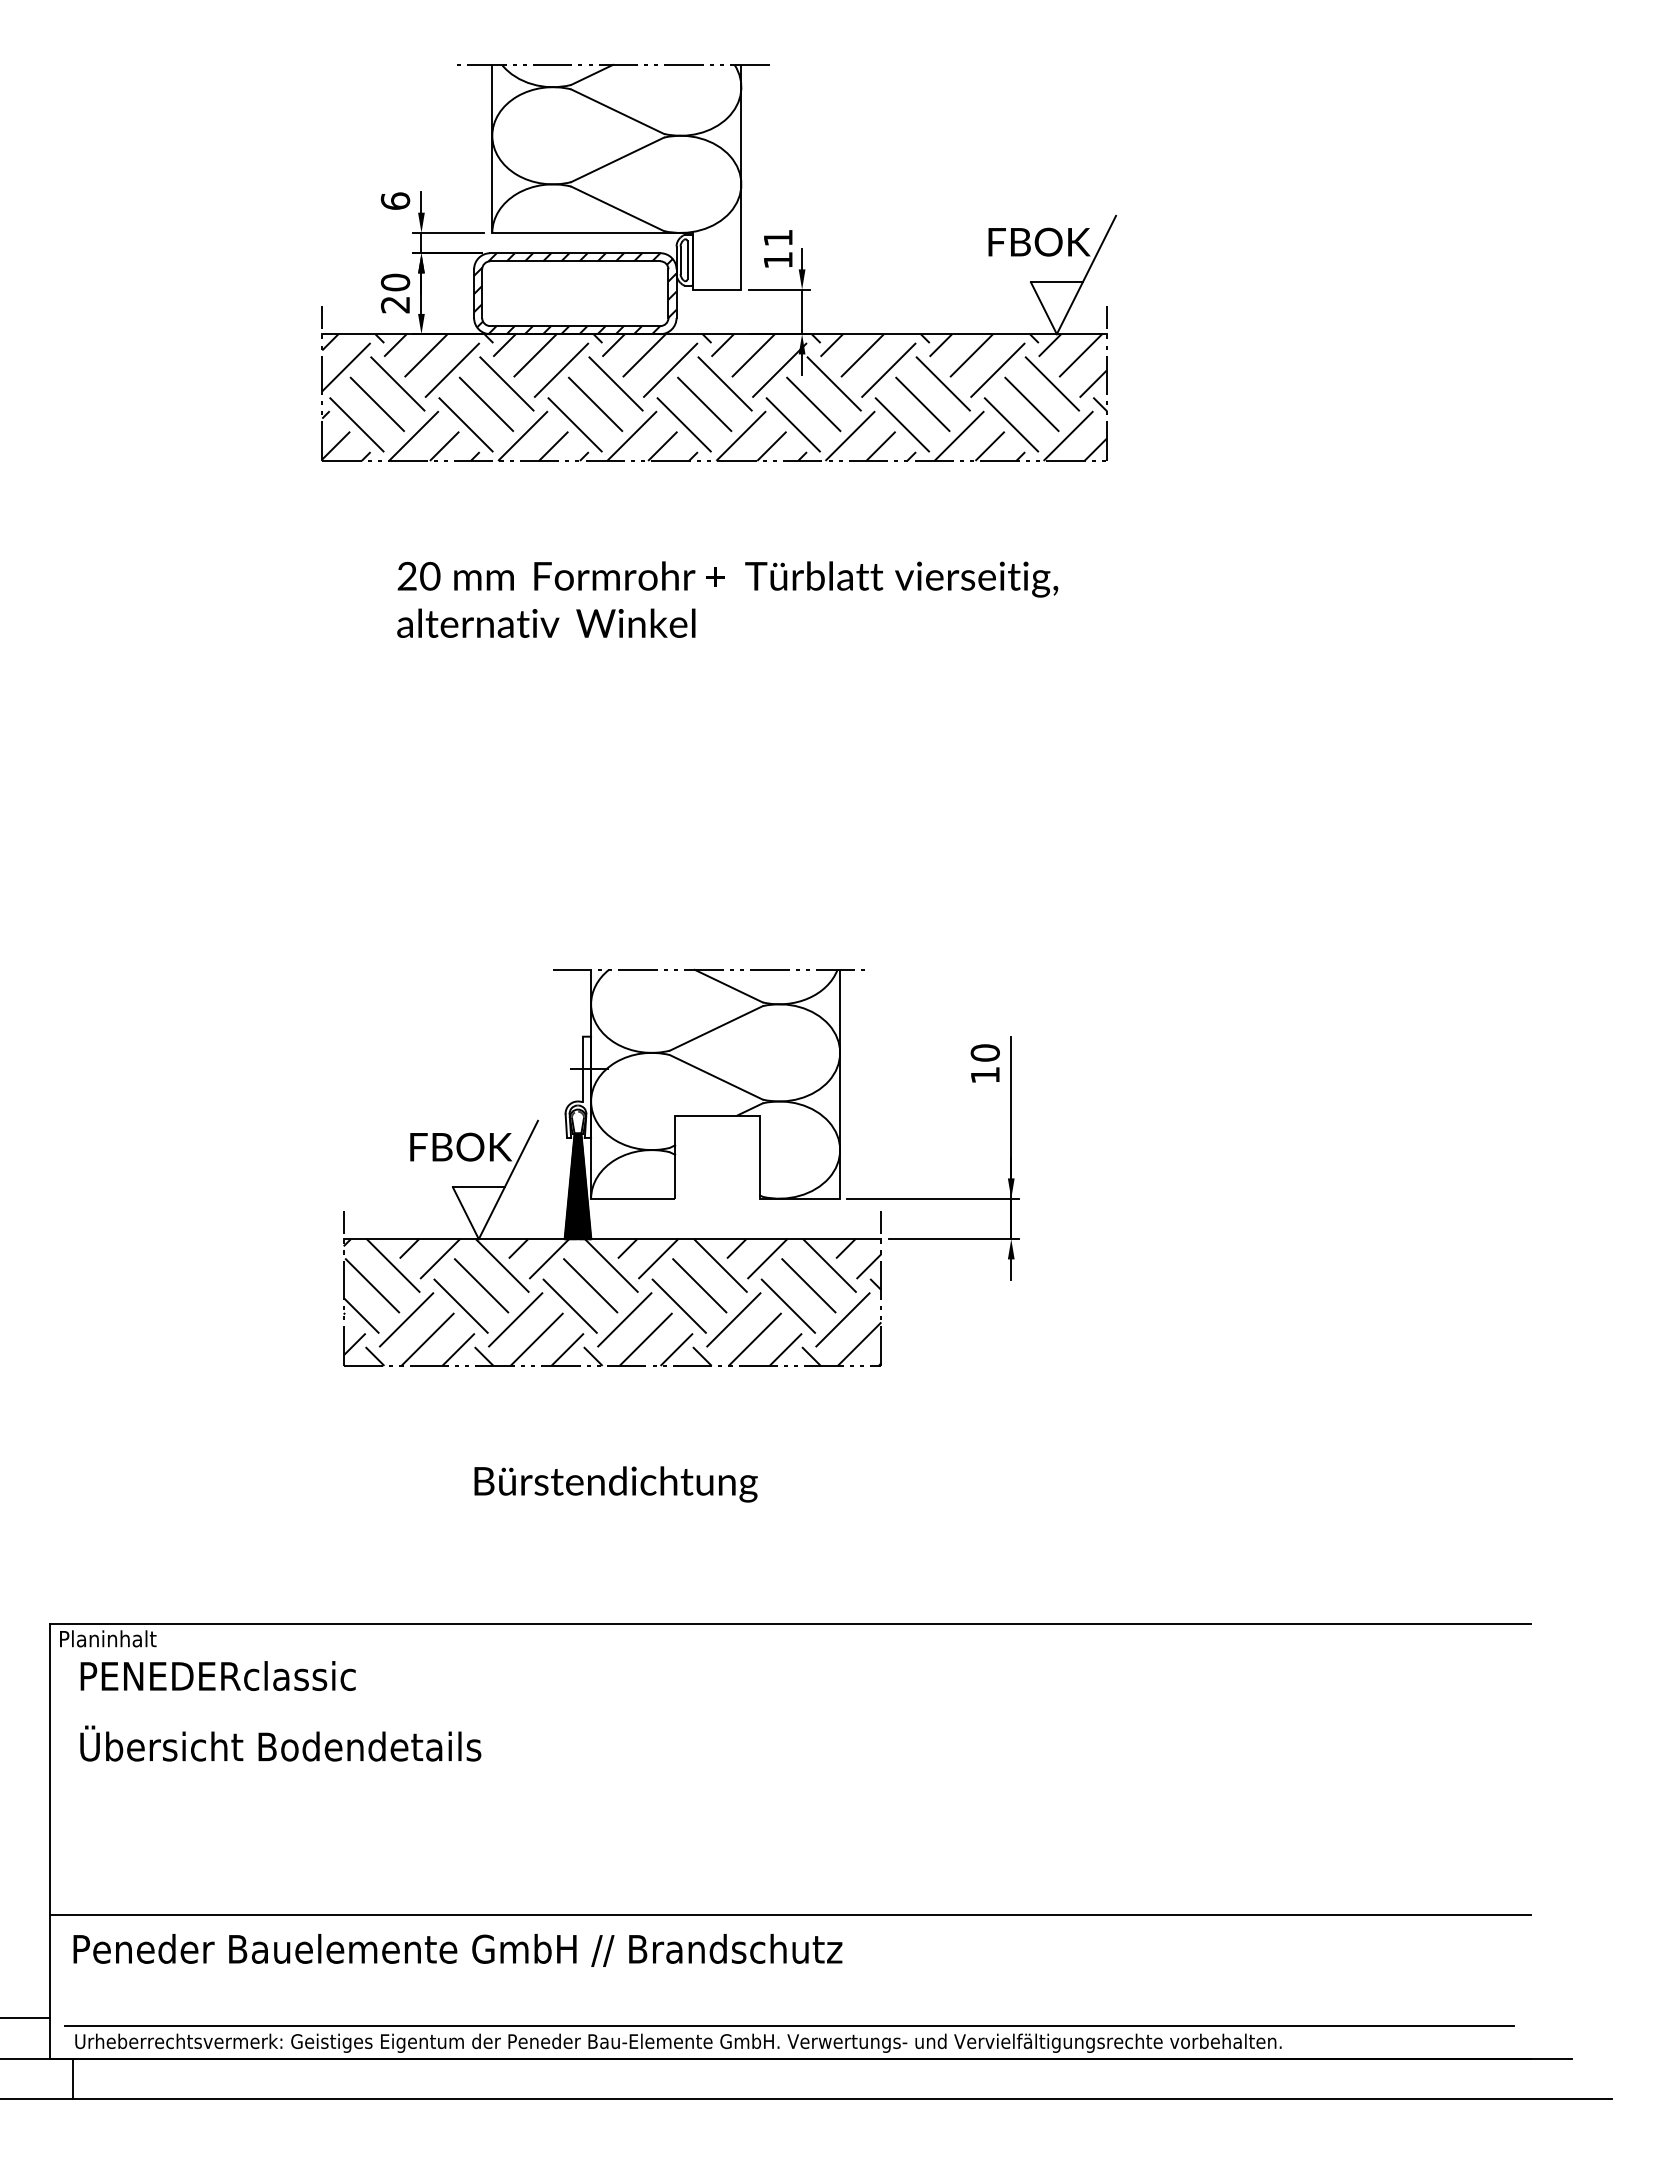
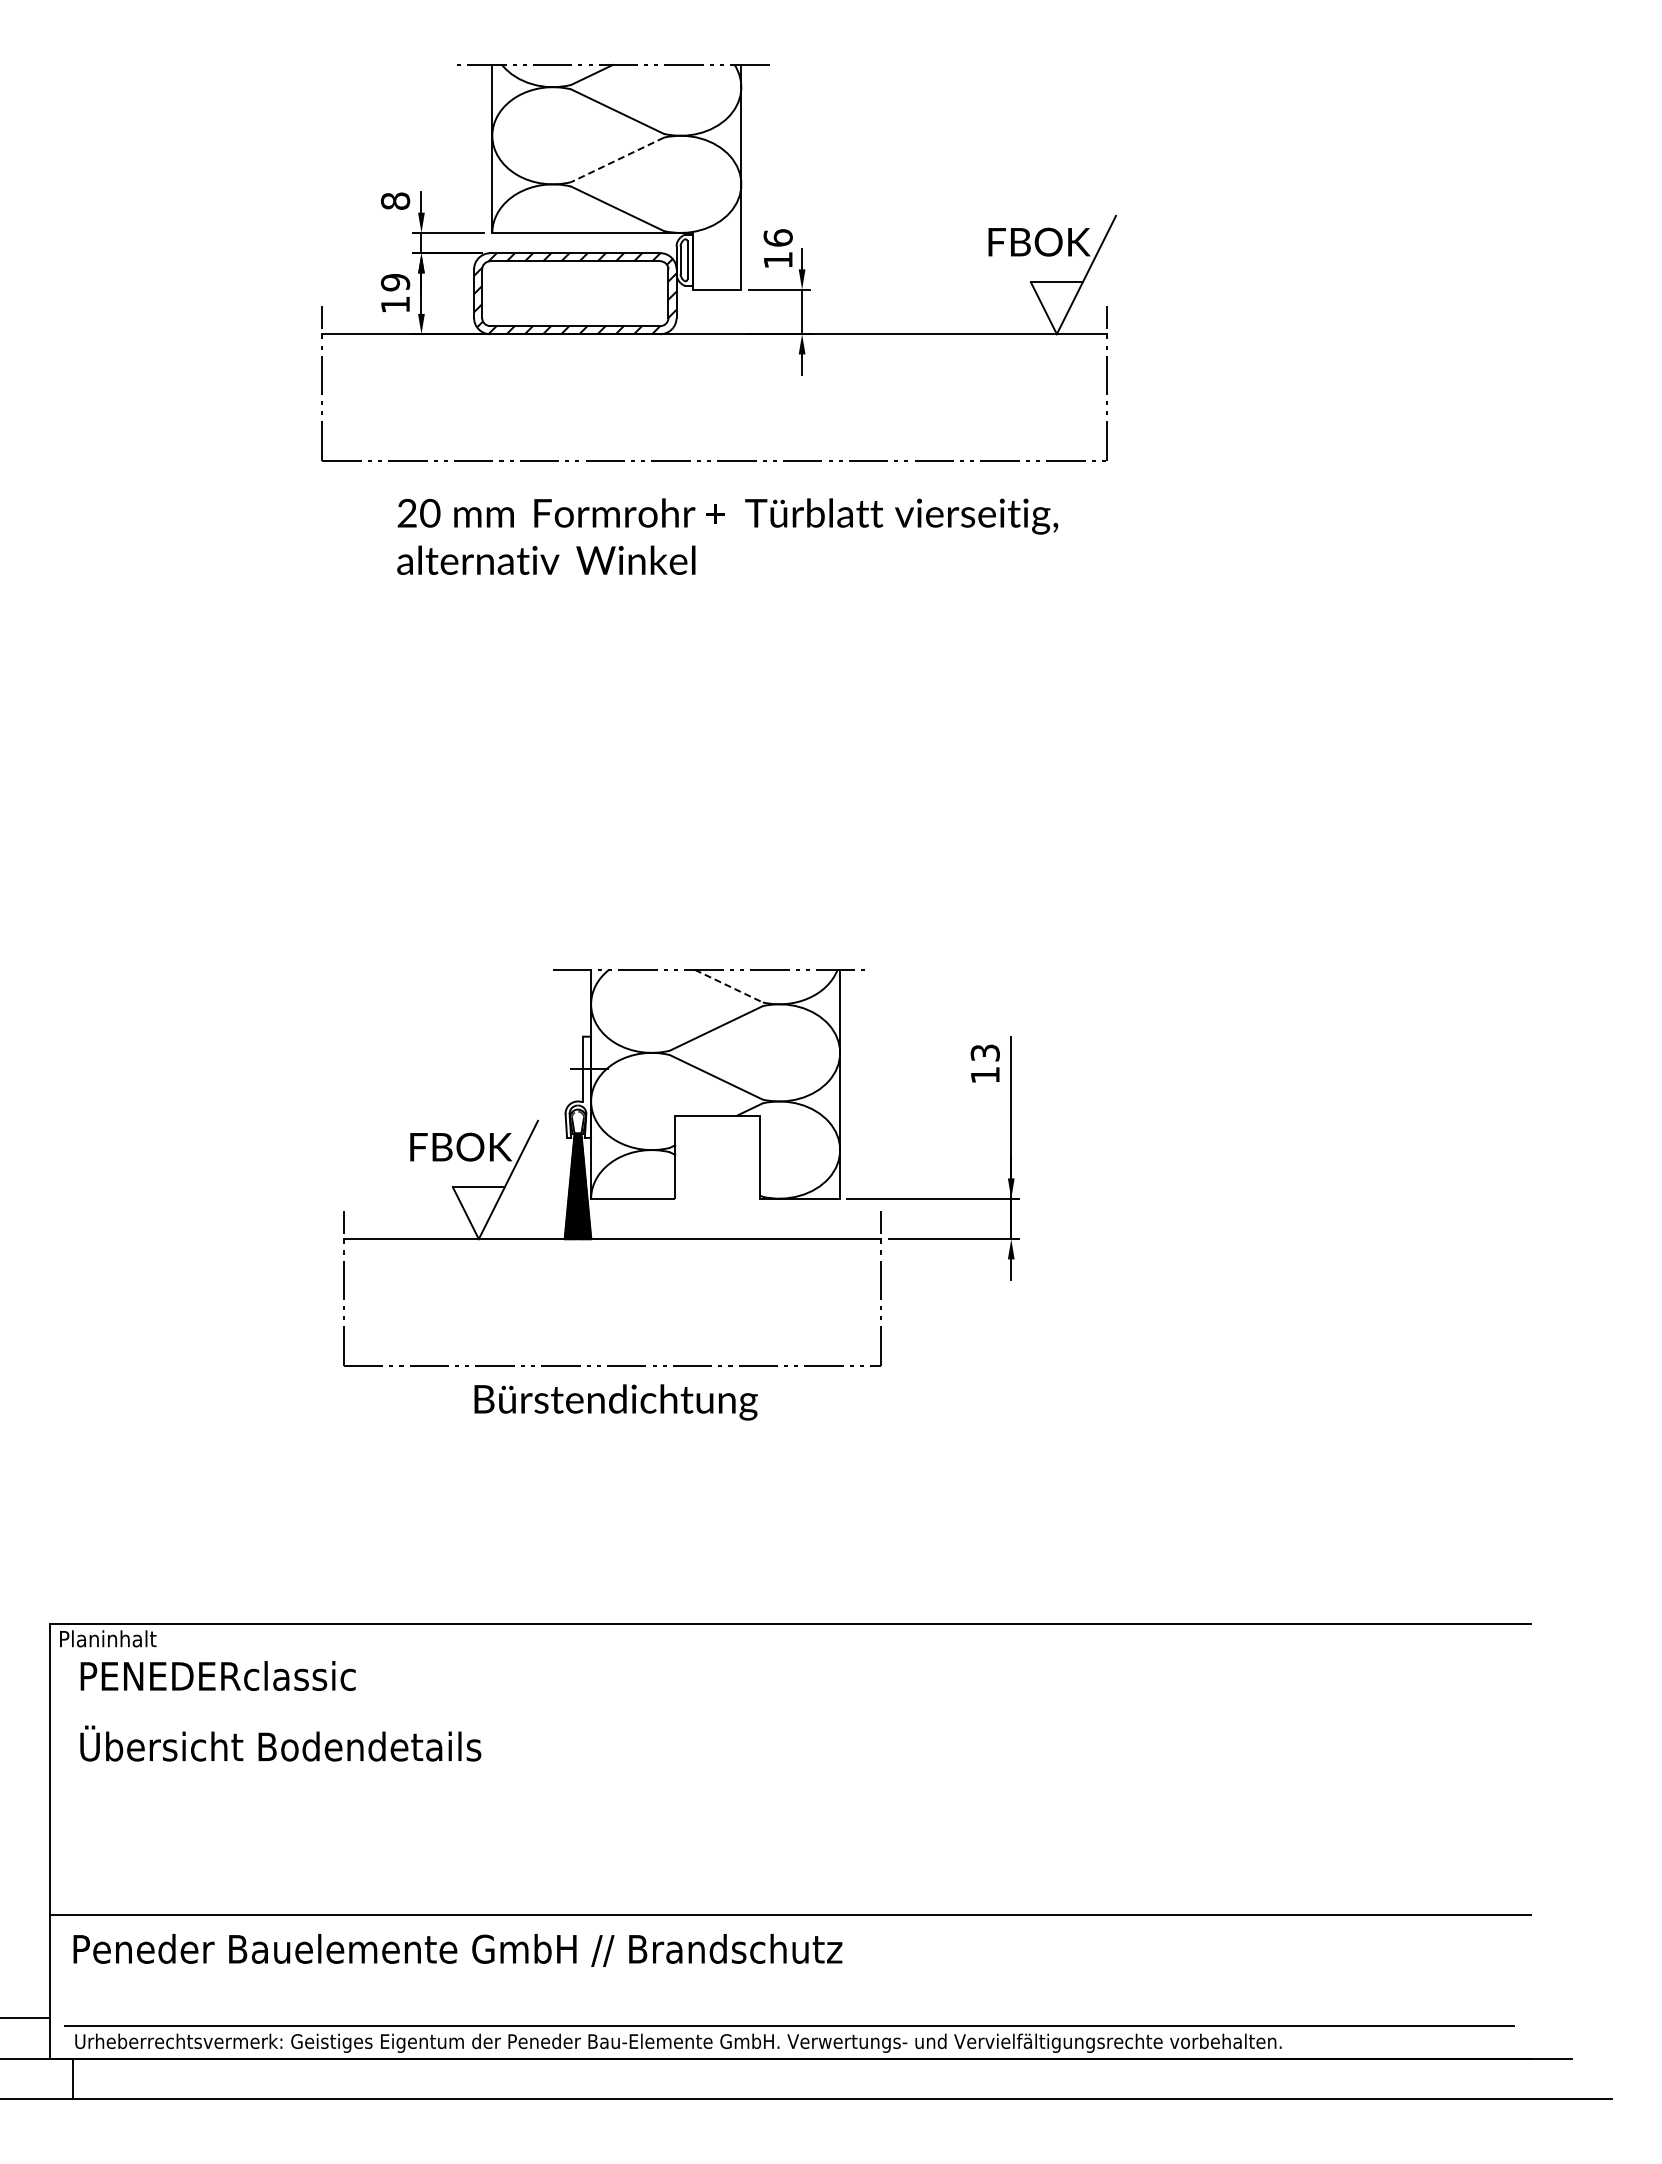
line: solid -> dashed (617, 159)
text: 6 -> 8 (395, 200)
text: 11 -> 16 (777, 237)
text: 20 -> 19 (395, 293)
hatch: present -> none (714, 397)
text position: (727, 599) -> (727, 536) (727, 536)
line: solid -> dashed (728, 986)
text: 10 -> 13 (984, 1052)
hatch: present -> none (612, 1302)
text position: (615, 1484) -> (615, 1402) (615, 1402)
